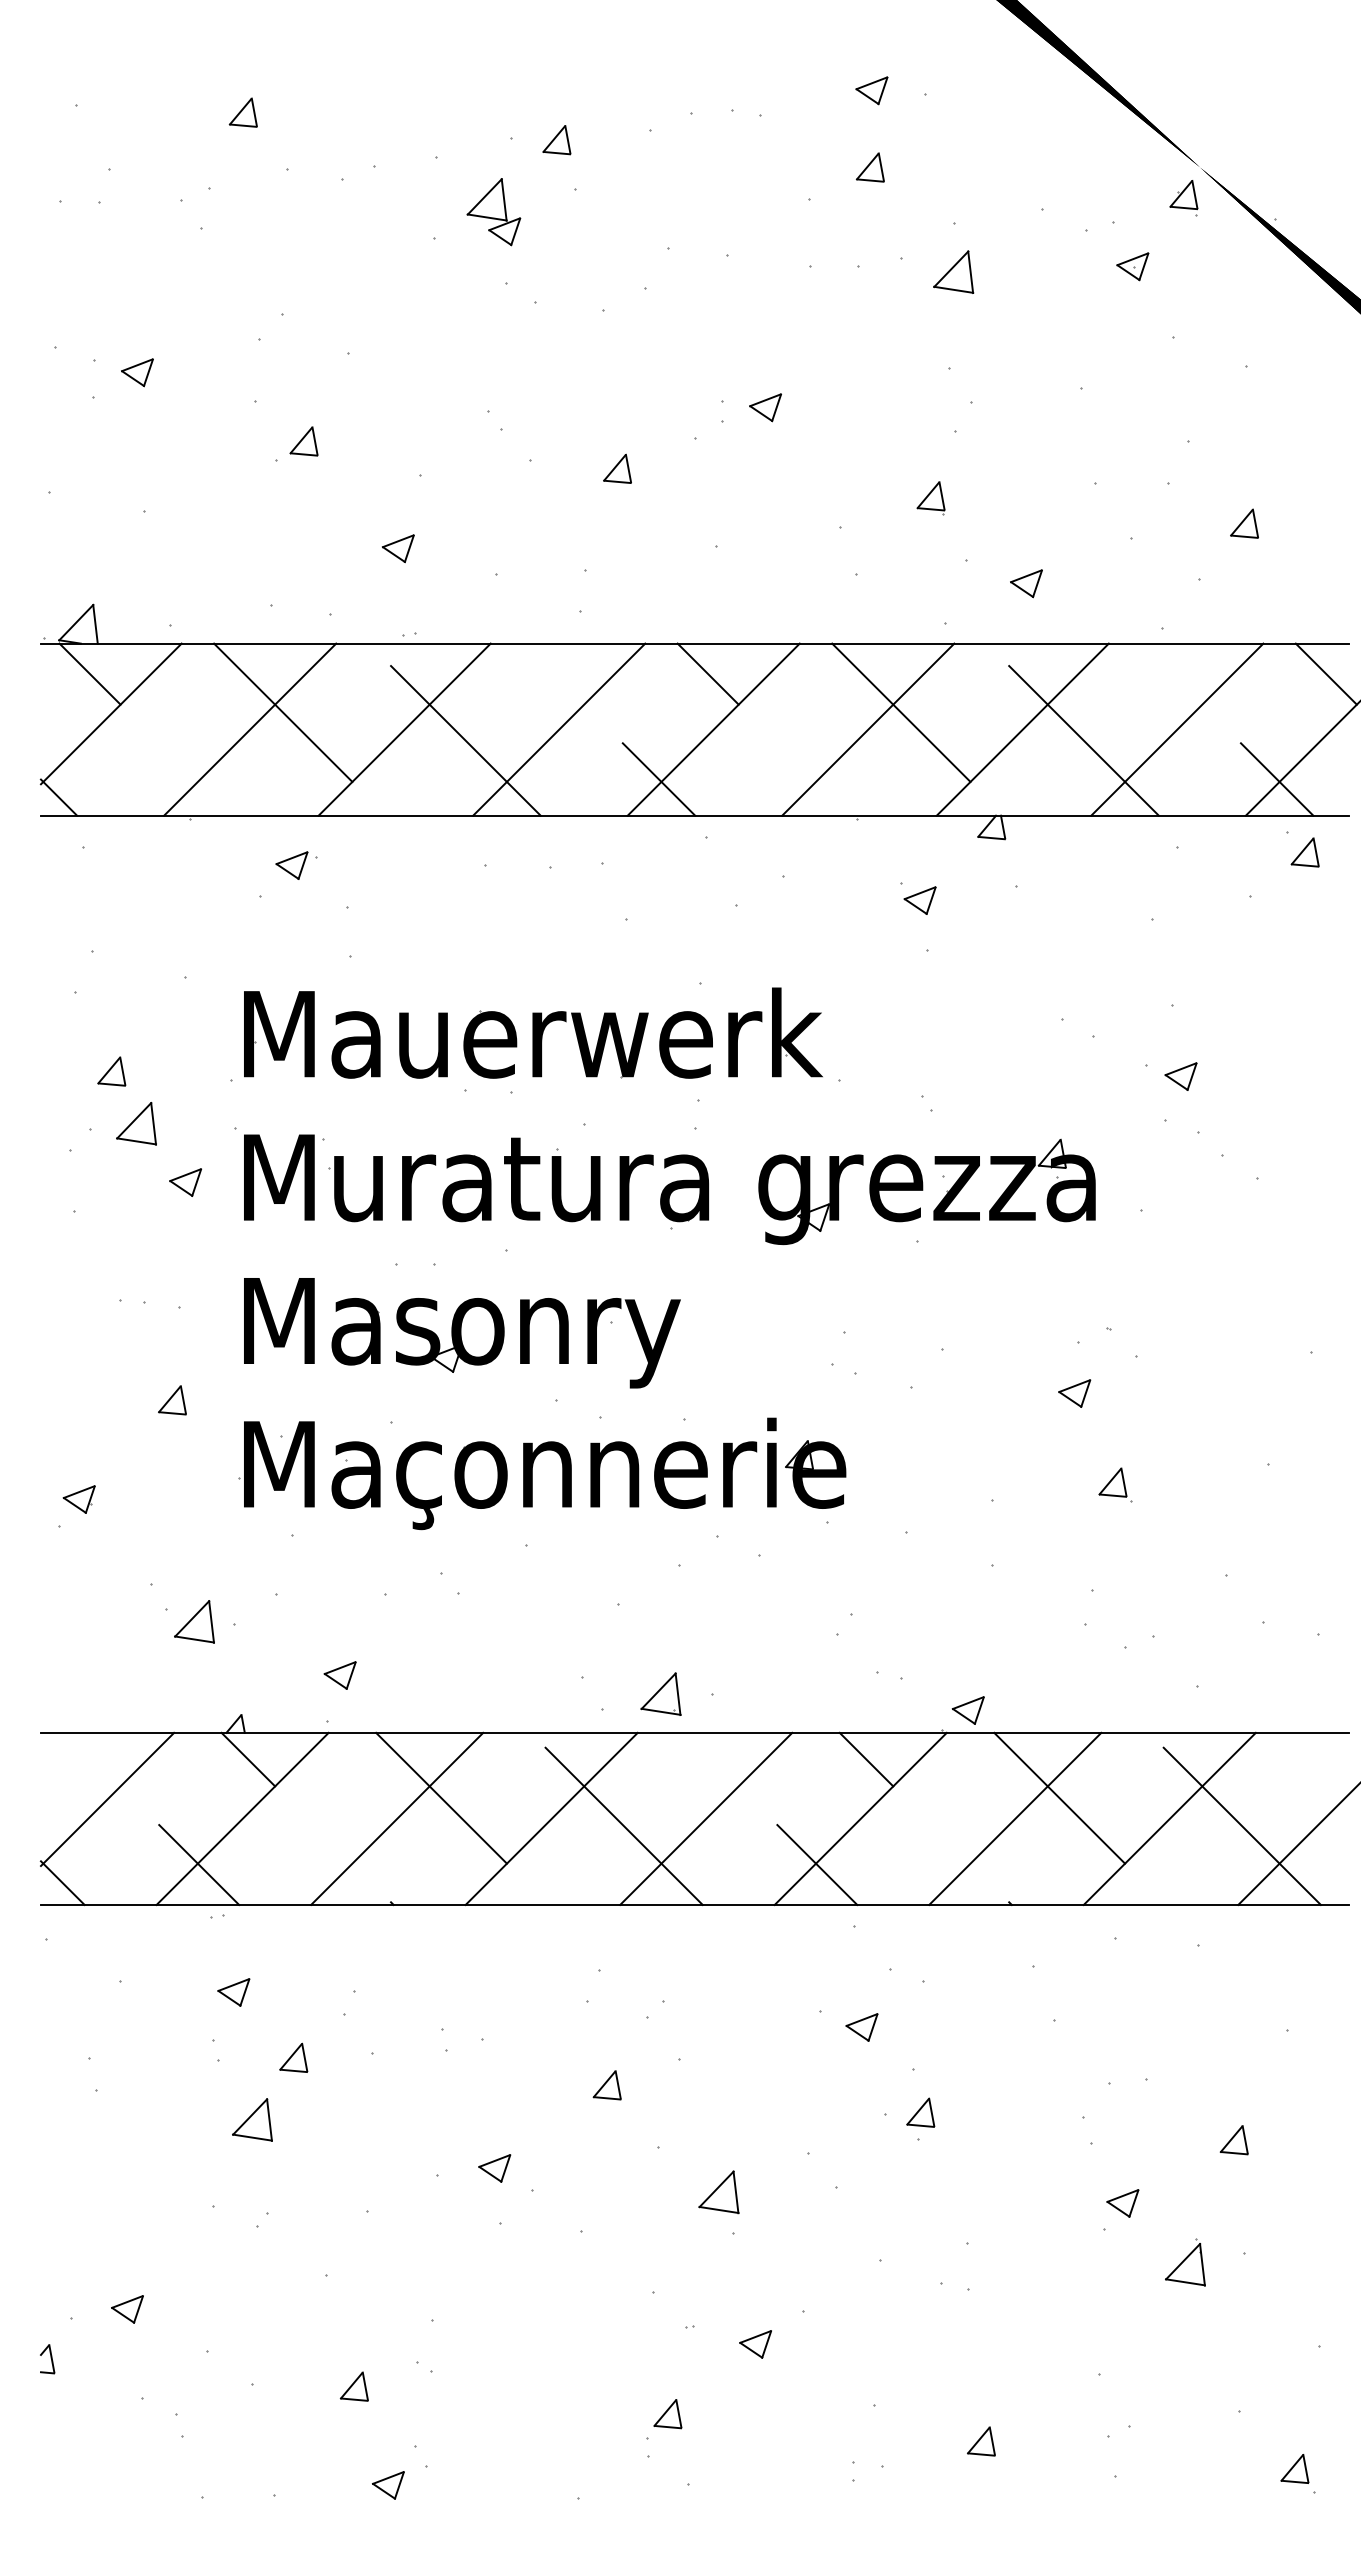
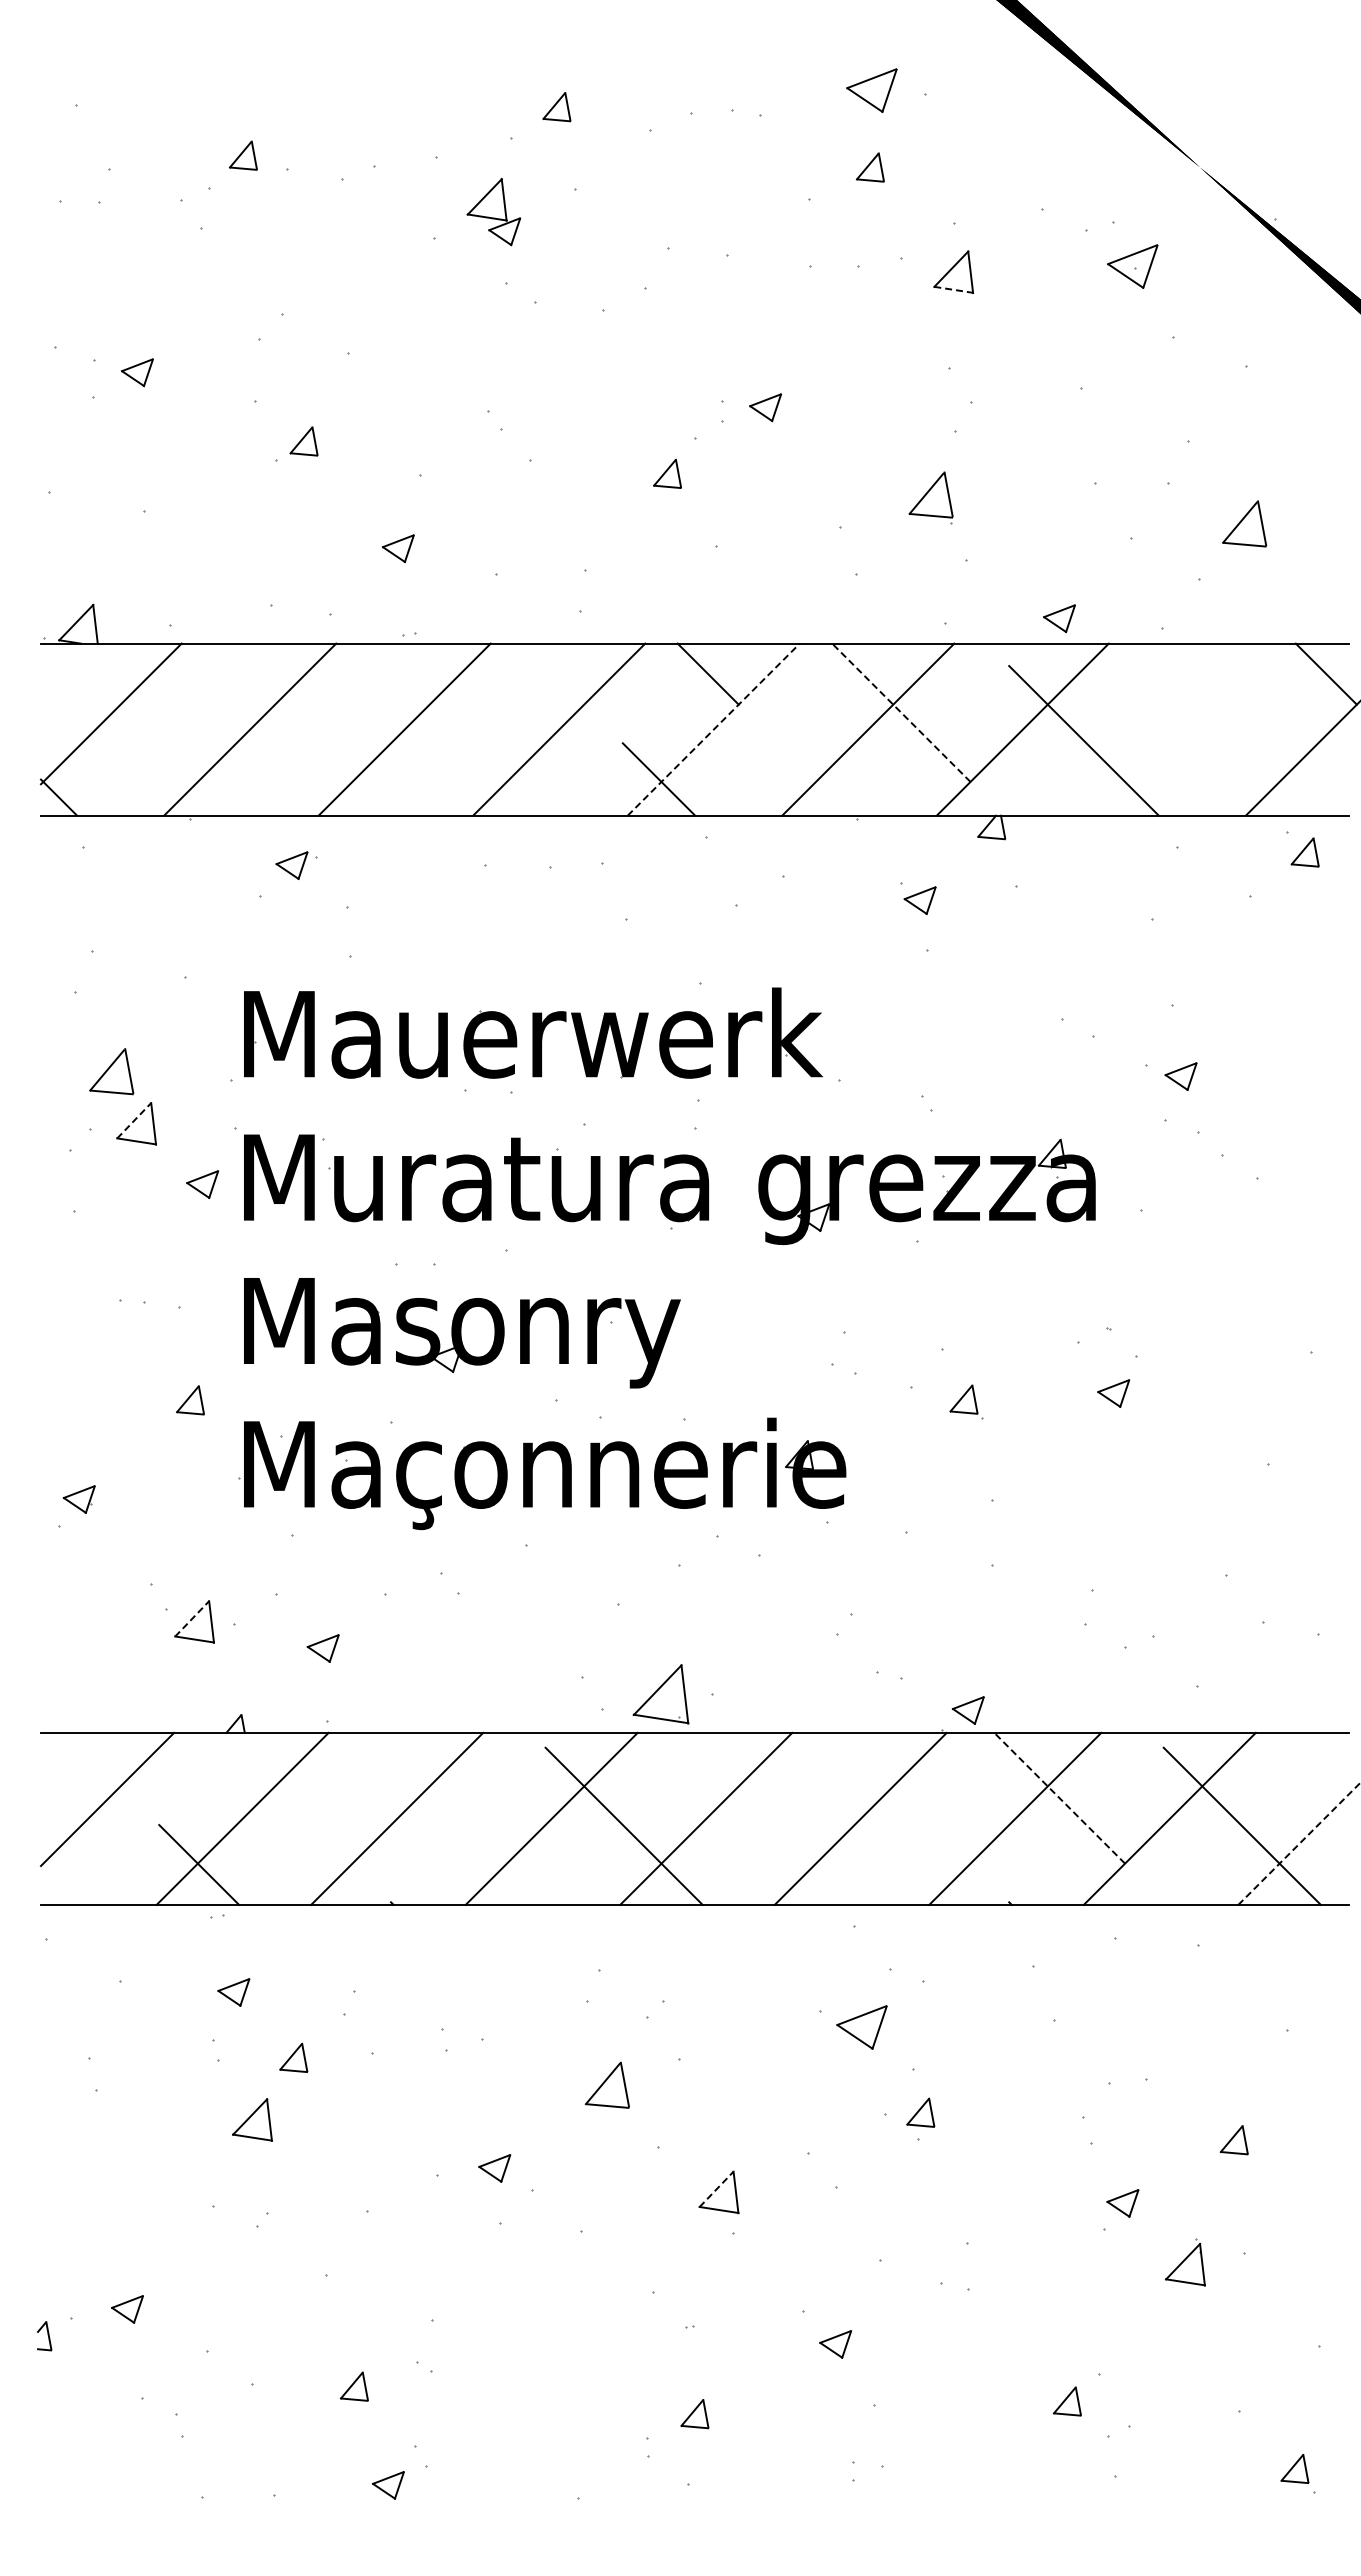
part size: 34x30 px -> 52x45 px (871, 90)
part position: (242, 112) -> (242, 155) (242, 155)
part position: (556, 140) -> (556, 107) (556, 107)
part: present -> none (1183, 198)
part size: 34x30 px -> 52x45 px (1132, 266)
line: solid -> dashed (953, 289)
part position: (617, 468) -> (667, 473) (667, 473)
part size: 30x35 px -> 46x54 px (930, 497)
part size: 29x31 px -> 46x48 px (1244, 523)
part position: (1026, 583) -> (1059, 618) (1059, 618)
line: present -> none (89, 673)
line: present -> none (283, 712)
line: solid -> dashed (901, 712)
line: solid -> dashed (713, 729)
line: present -> none (1177, 729)
line: present -> none (465, 740)
line: present -> none (1276, 779)
part size: 30x31 px -> 46x48 px (111, 1071)
line: solid -> dashed (134, 1120)
part position: (185, 1182) -> (202, 1184) (202, 1184)
part position: (1074, 1393) -> (1113, 1393) (1113, 1393)
part position: (172, 1400) -> (190, 1400) (190, 1400)
part position: (1115, 1484) -> (966, 1401) (966, 1401)
line: solid -> dashed (192, 1618)
part position: (339, 1675) -> (322, 1648) (322, 1648)
part size: 42x44 px -> 58x61 px (660, 1694)
line: present -> none (248, 1759)
line: present -> none (866, 1759)
line: present -> none (441, 1797)
line: solid -> dashed (1059, 1797)
line: solid -> dashed (1299, 1843)
line: present -> none (817, 1864)
line: present -> none (62, 1882)
part size: 34x29 px -> 52x45 px (861, 2027)
part size: 30x31 px -> 46x48 px (606, 2084)
line: solid -> dashed (716, 2189)
part position: (755, 2344) -> (835, 2344) (835, 2344)
part position: (47, 2359) -> (44, 2336) (44, 2336)
part position: (667, 2414) -> (694, 2414) (694, 2414)
part position: (981, 2441) -> (1067, 2401) (1067, 2401)
